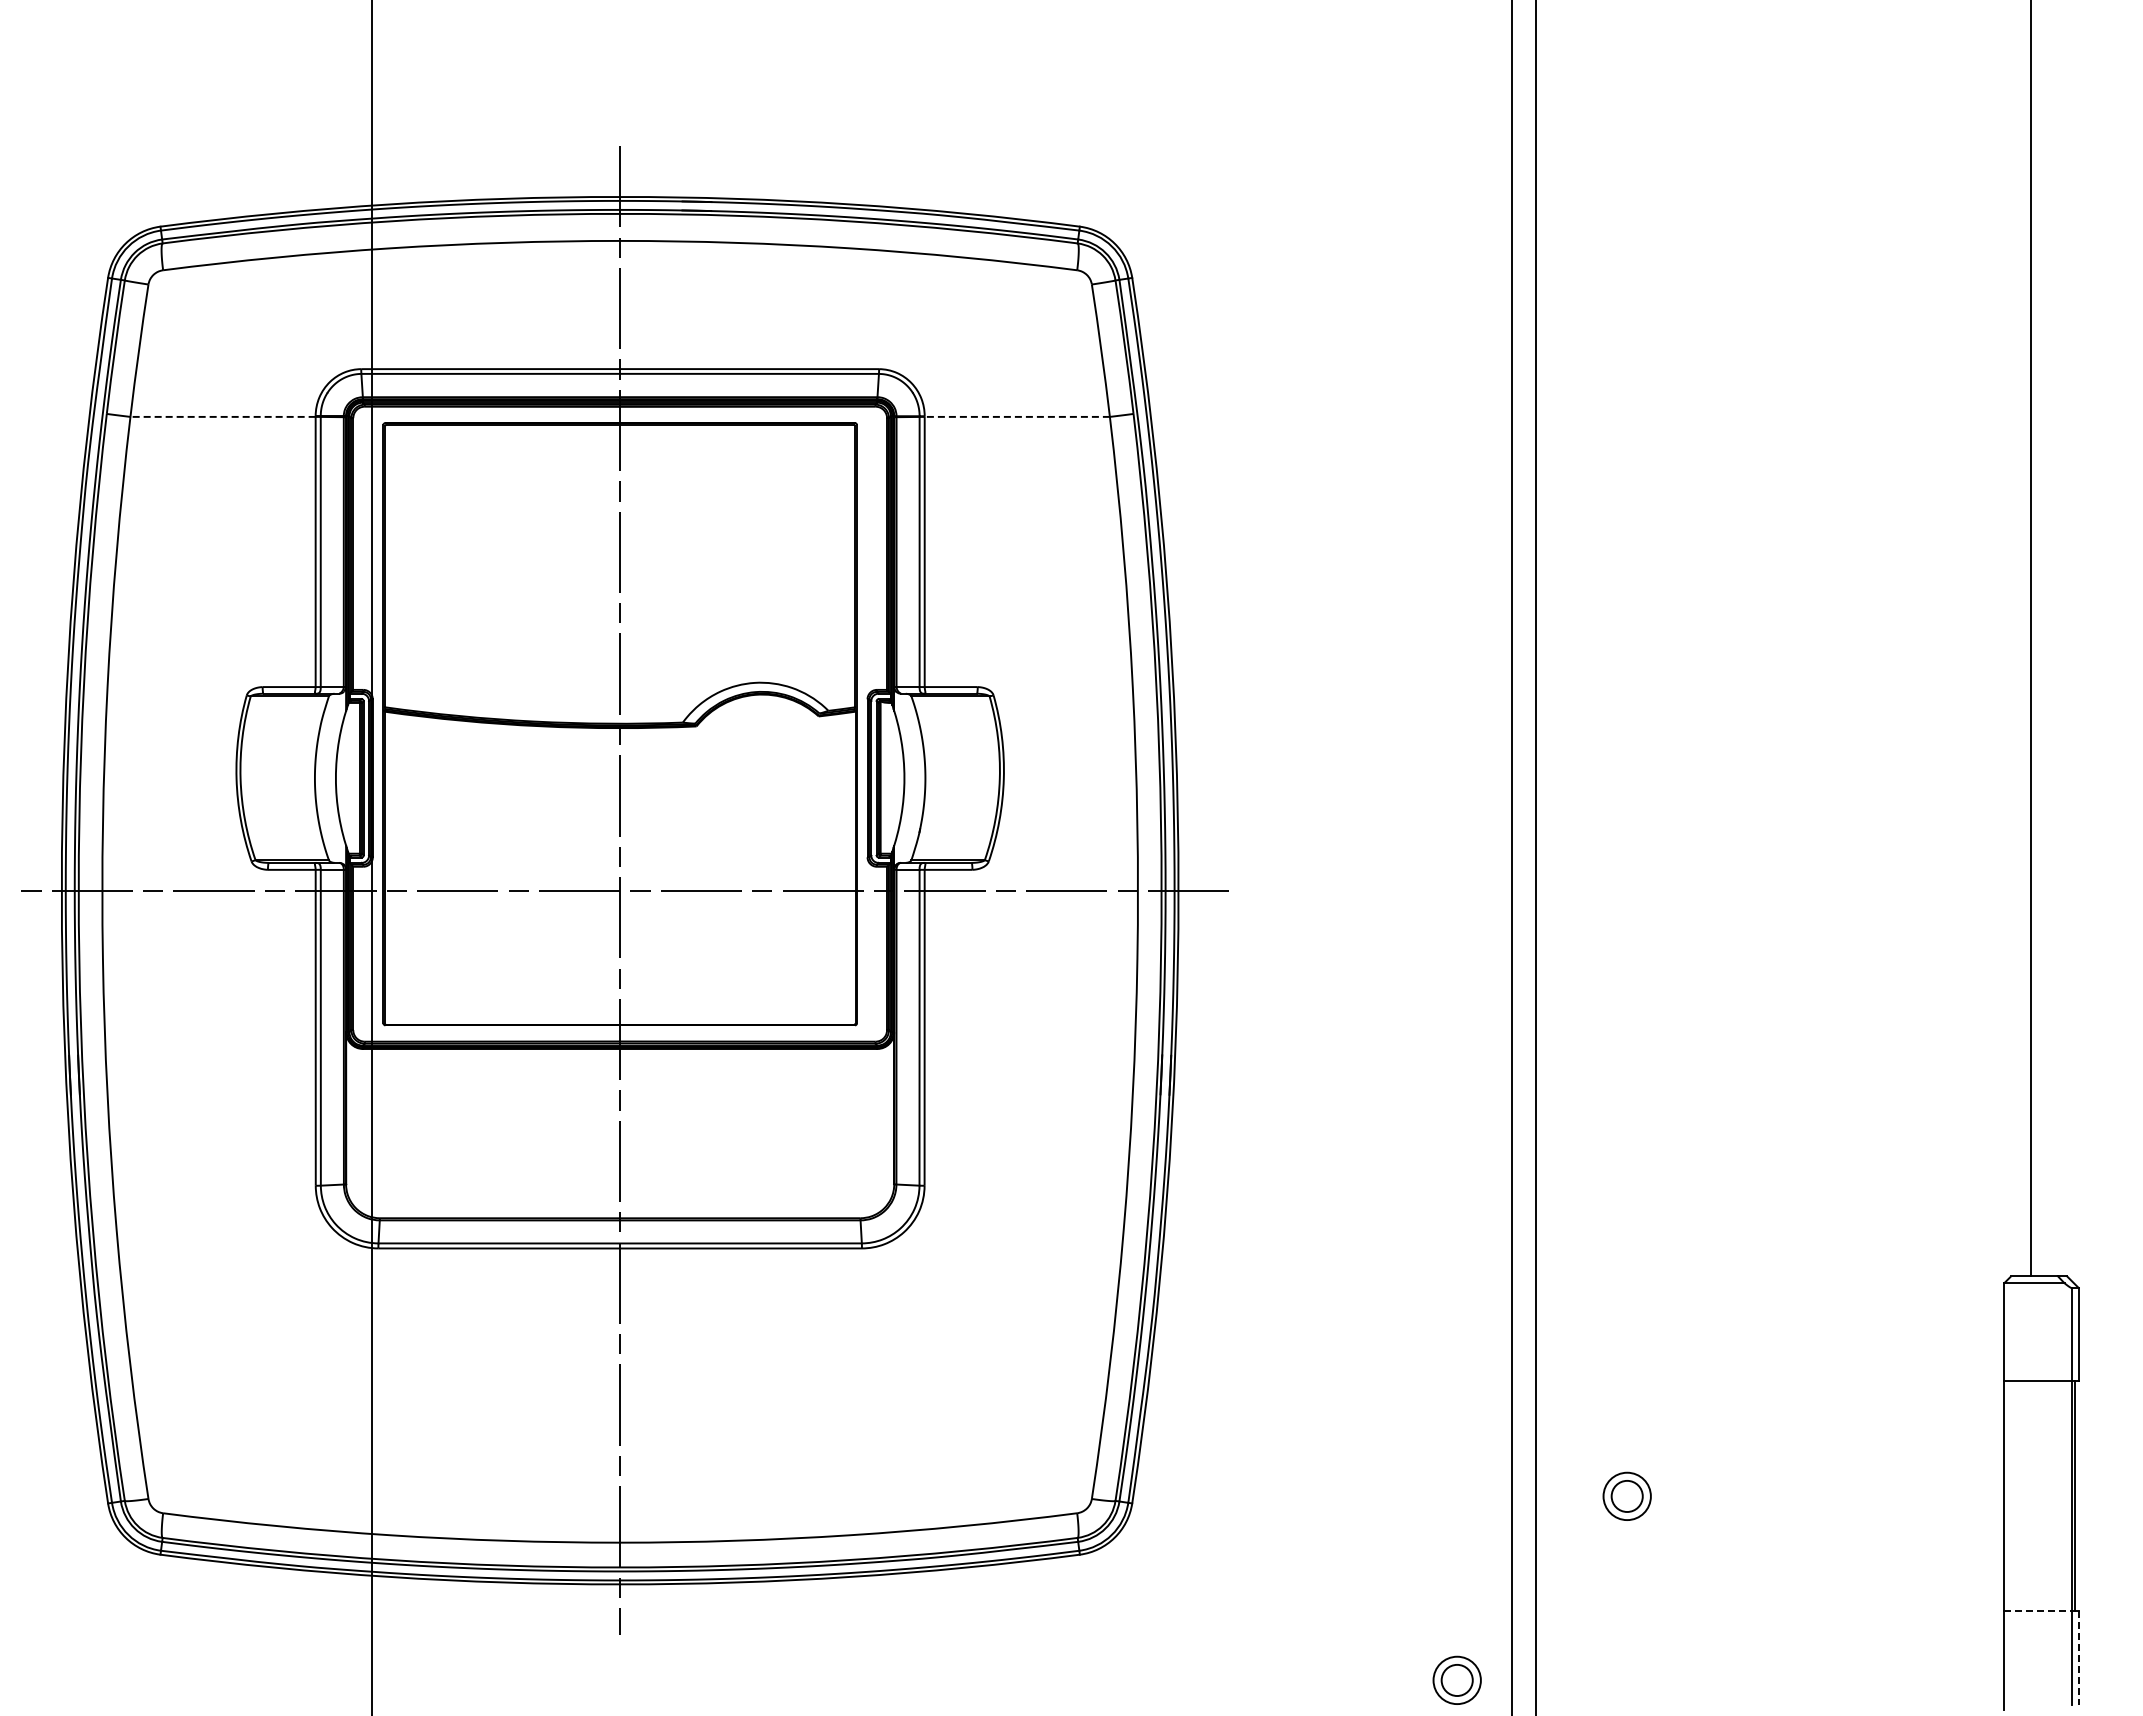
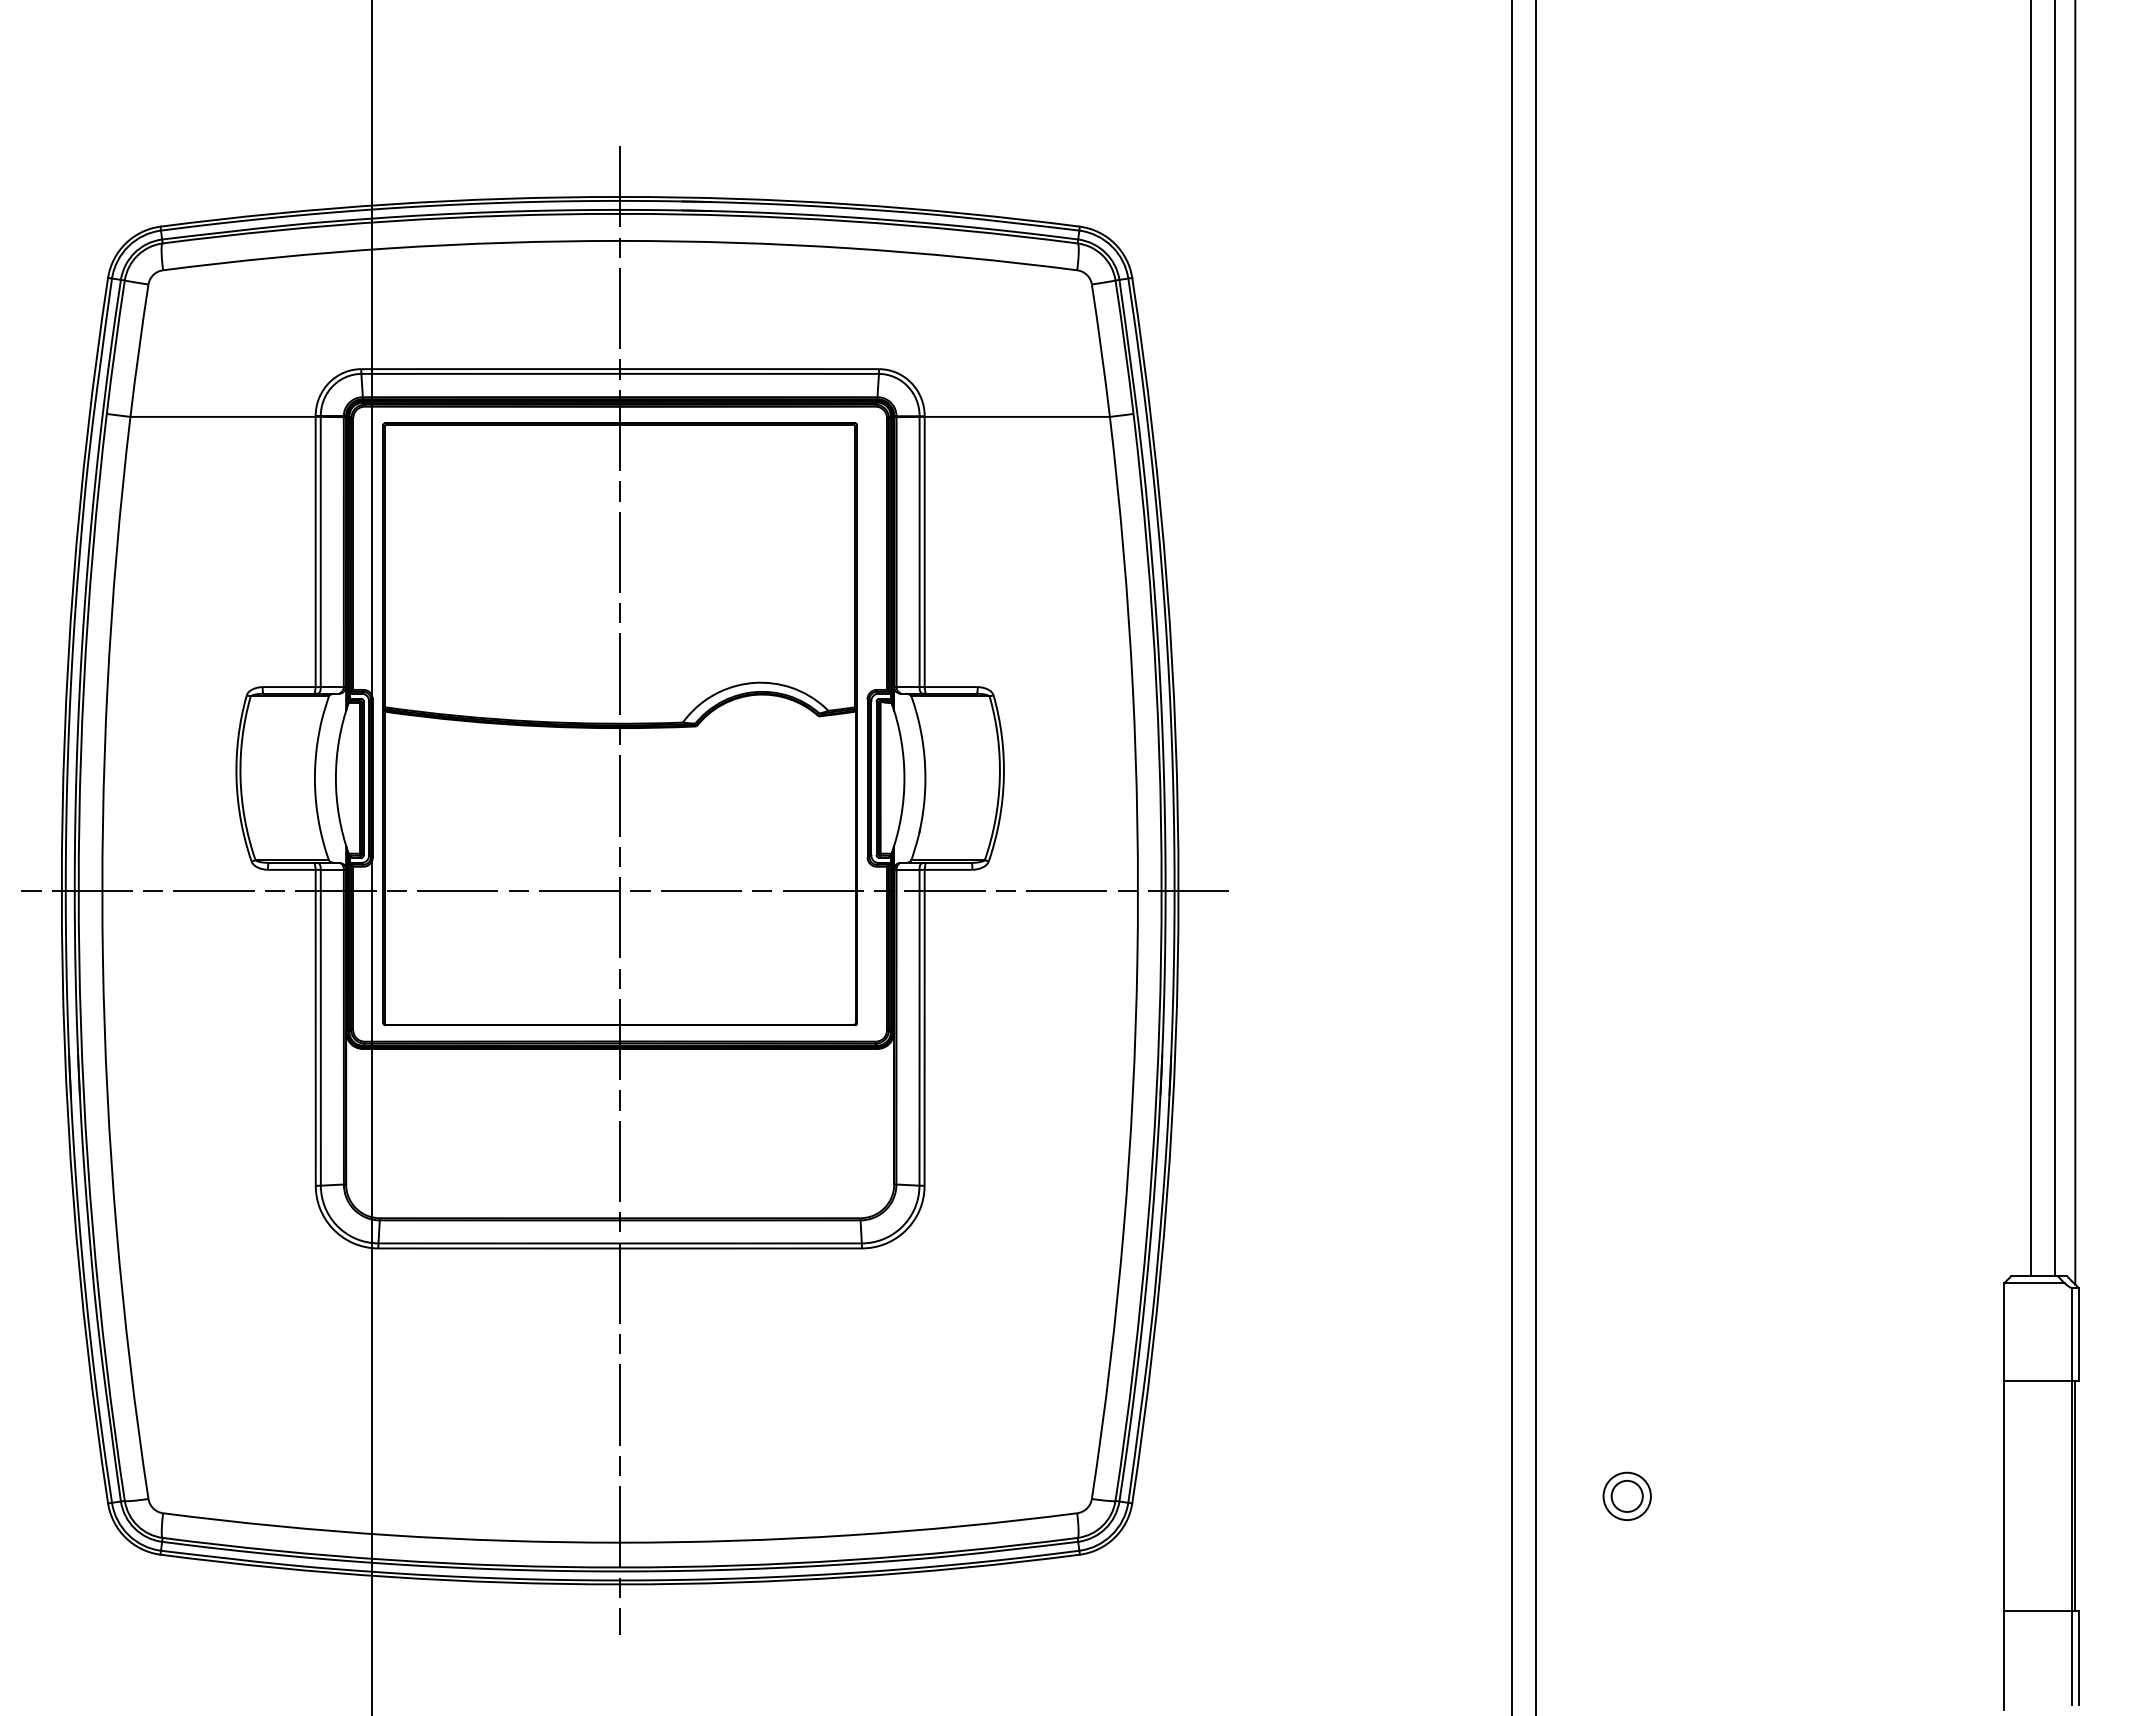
line: dashed -> solid (223, 416)
line: dashed -> solid (1017, 416)
line: none -> present (2055, 639)
line: none -> present (2075, 643)
line: dashed -> solid (2037, 1611)
line: dashed -> solid (2078, 1658)
part: present -> none (1456, 1679)
